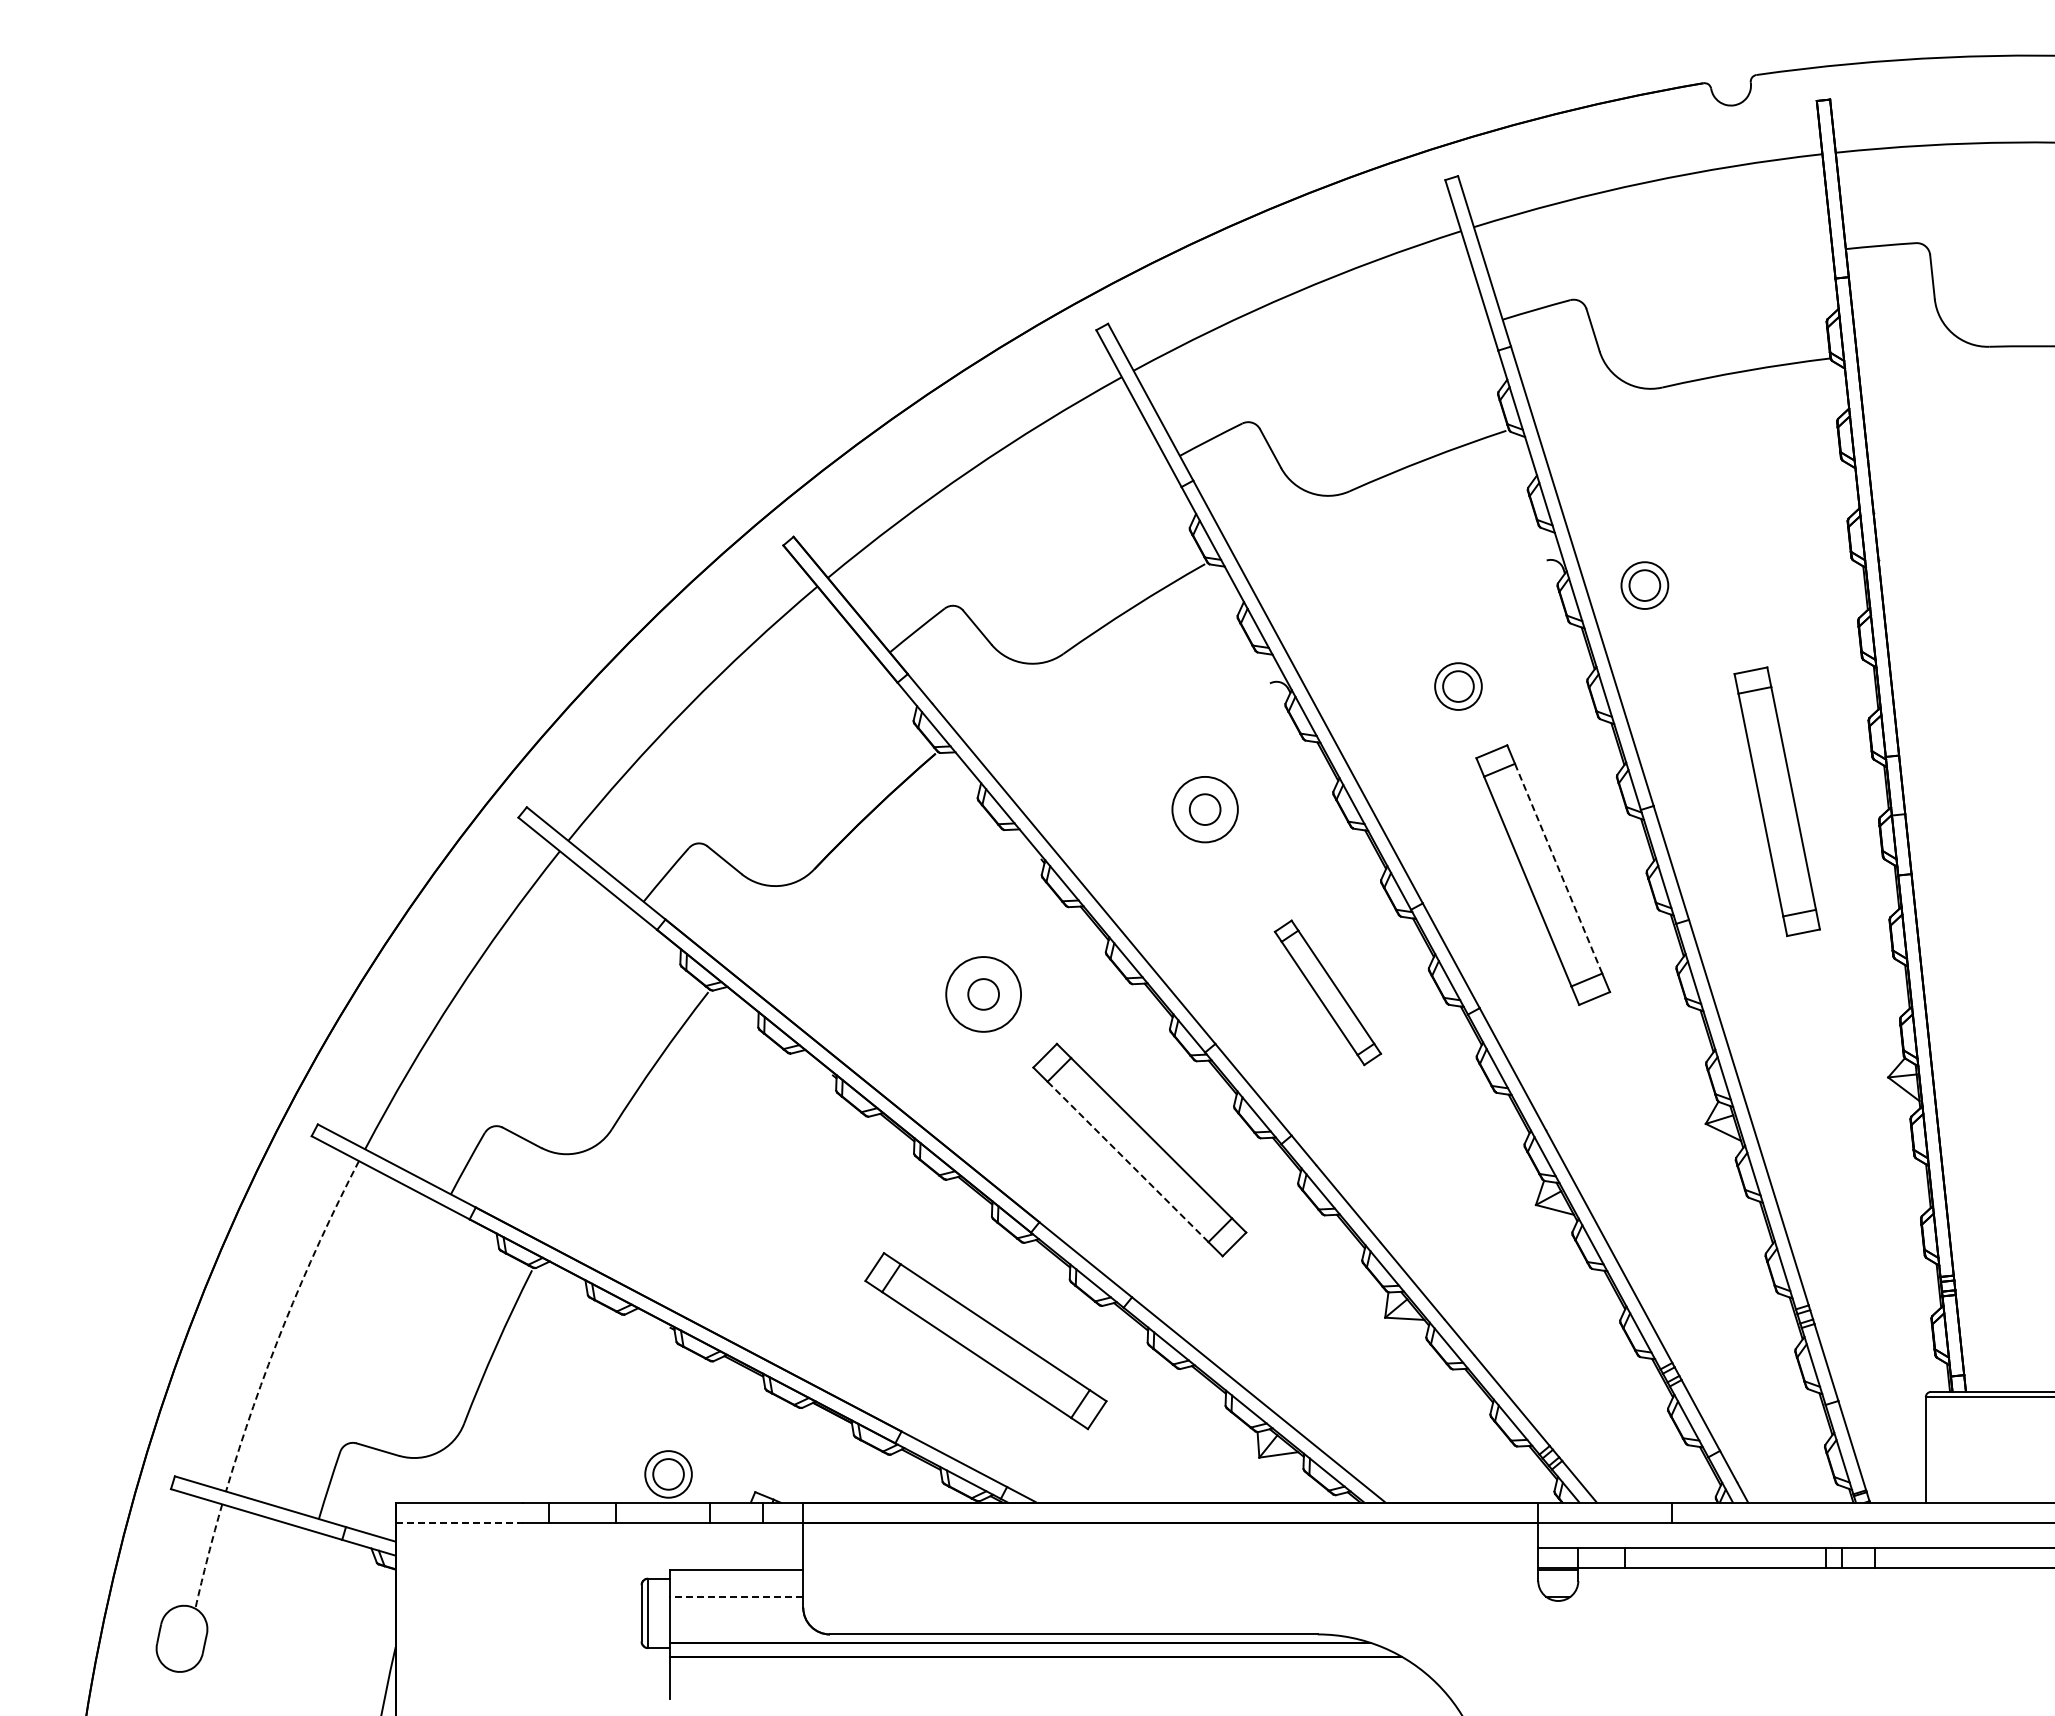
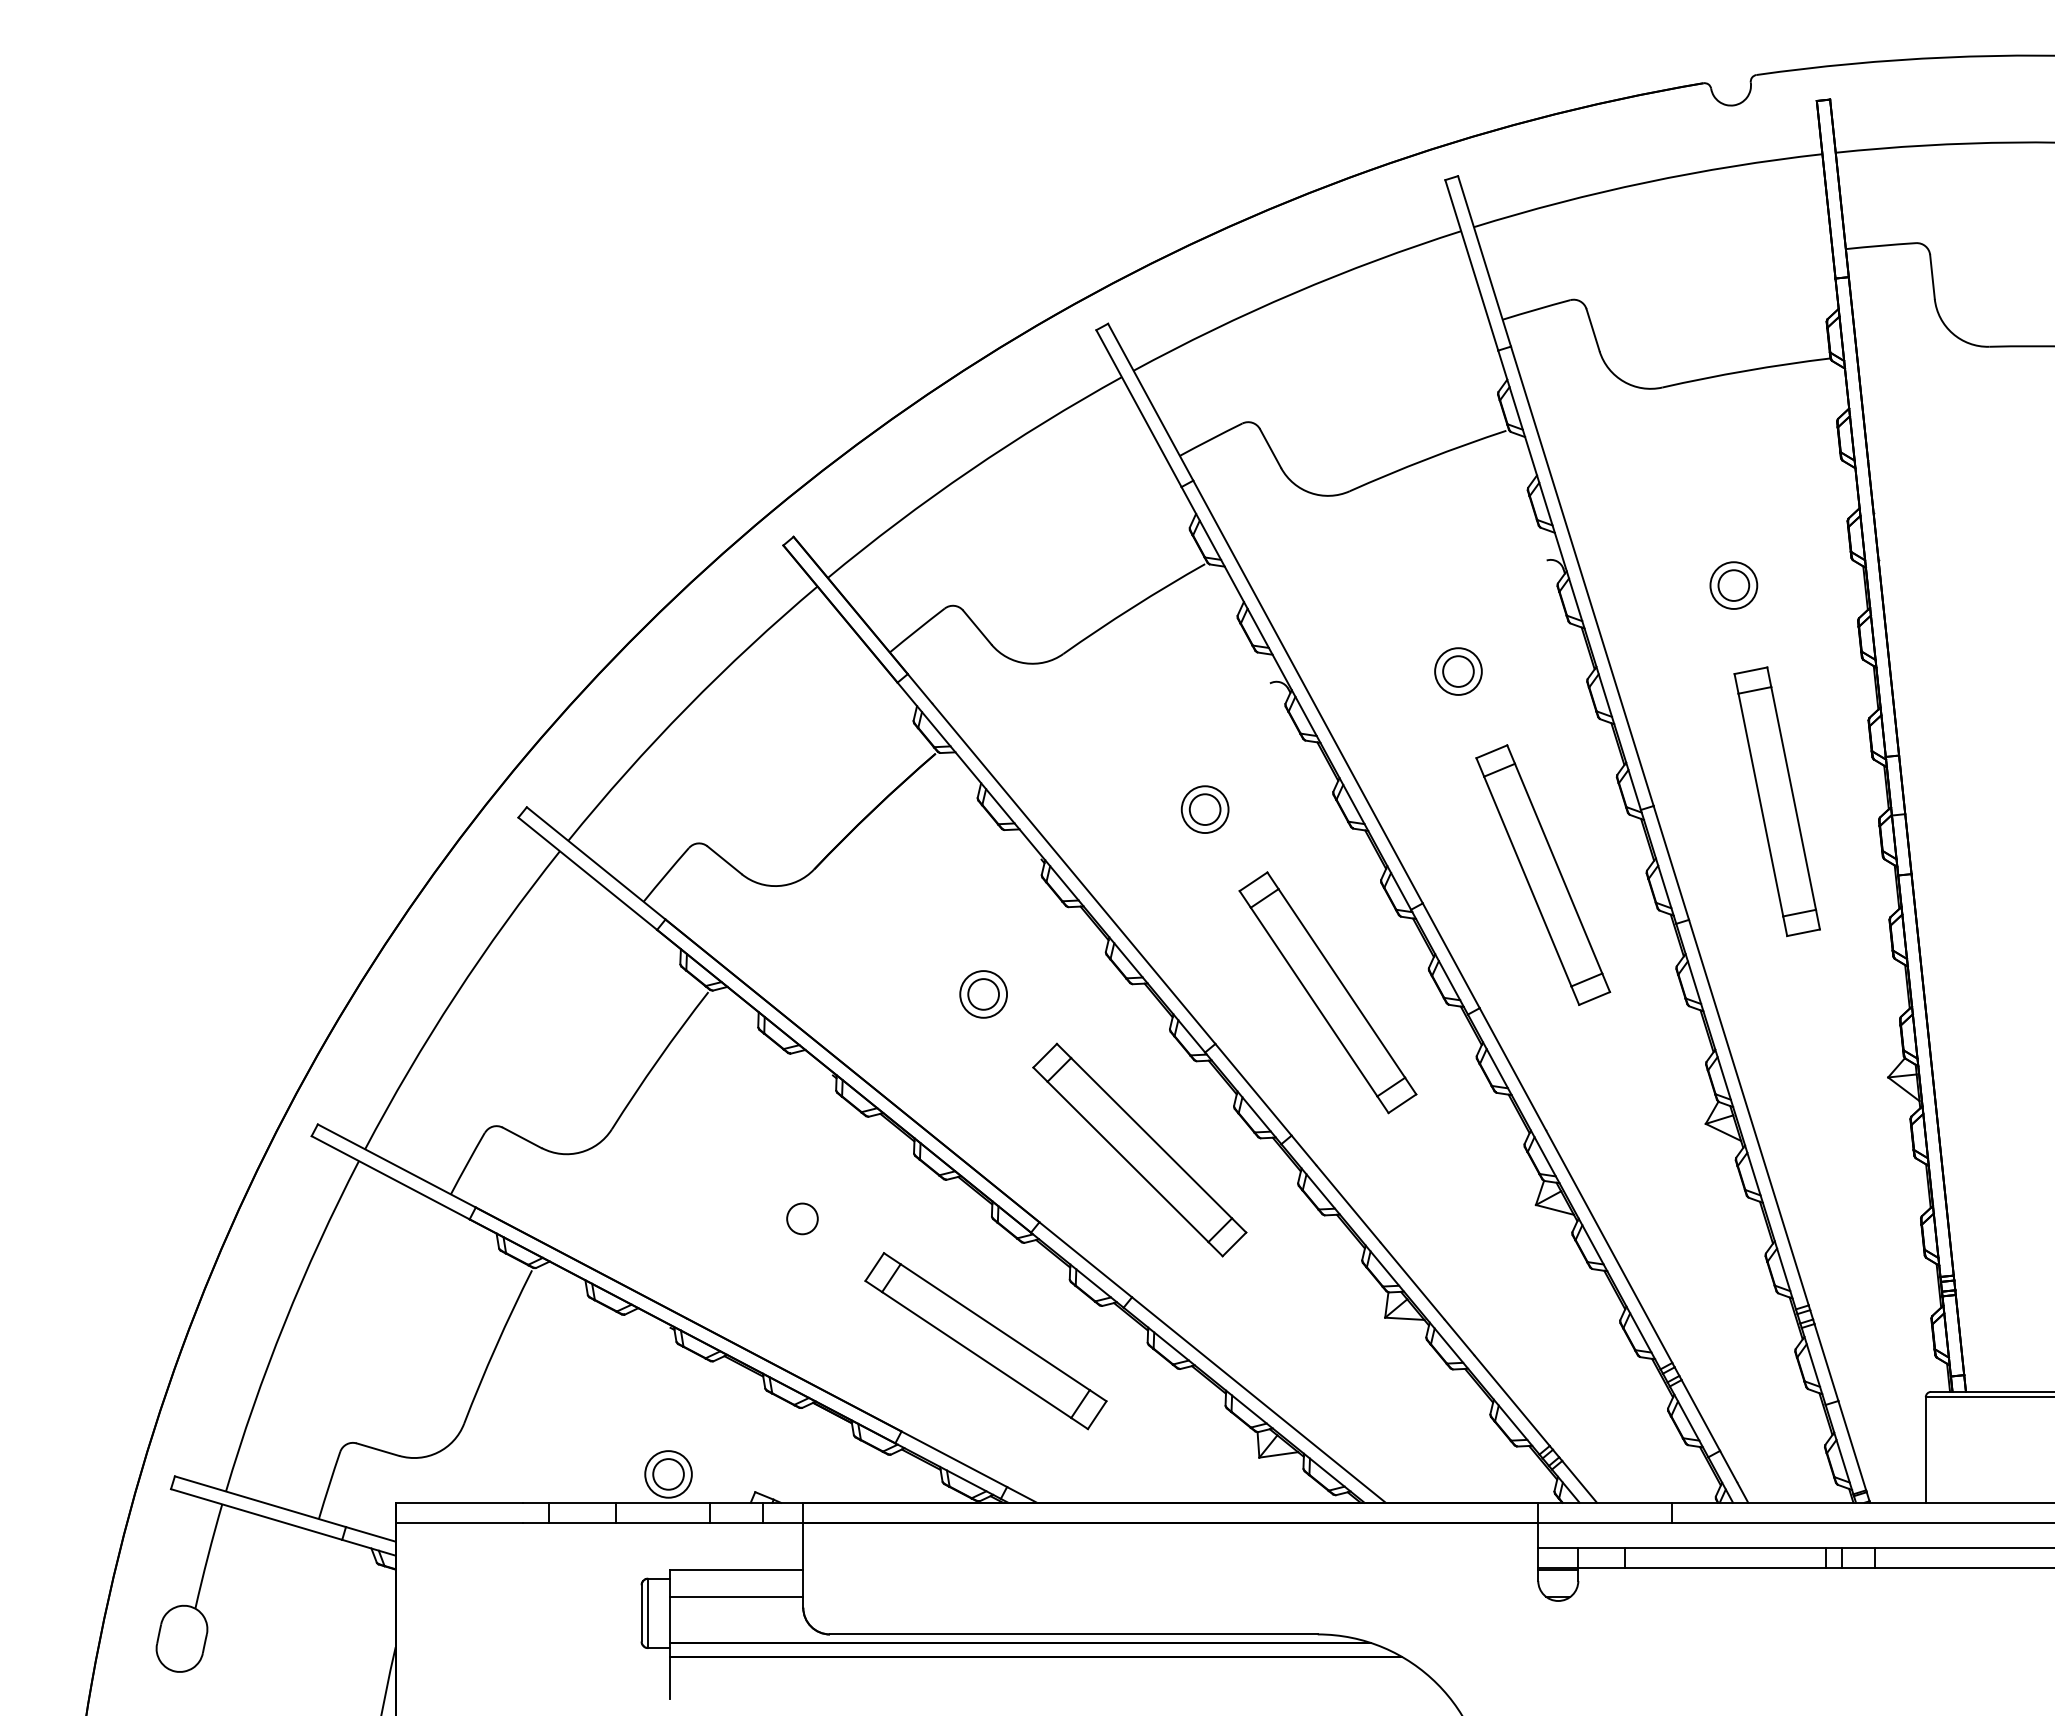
part position: (1644, 585) -> (1733, 585) (1733, 585)
part position: (1458, 686) -> (1458, 671) (1458, 671)
circle diameter: 65 px -> 47 px (1204, 809)
line: dashed -> solid (1558, 868)
part size: 110x148 px -> 180x244 px (1327, 992)
circle diameter: 75 px -> 47 px (983, 994)
line: dashed -> solid (1128, 1161)
circle: none -> present (802, 1218)
arc: dashed -> solid (284, 1323)
line: dashed -> solid (459, 1522)
arc: dashed -> solid (208, 1556)
line: dashed -> solid (736, 1597)
